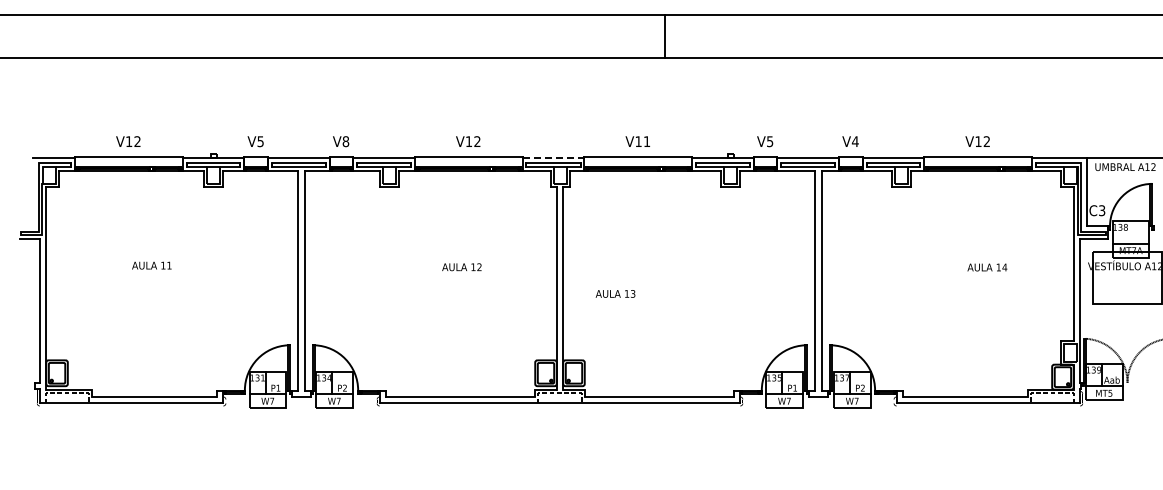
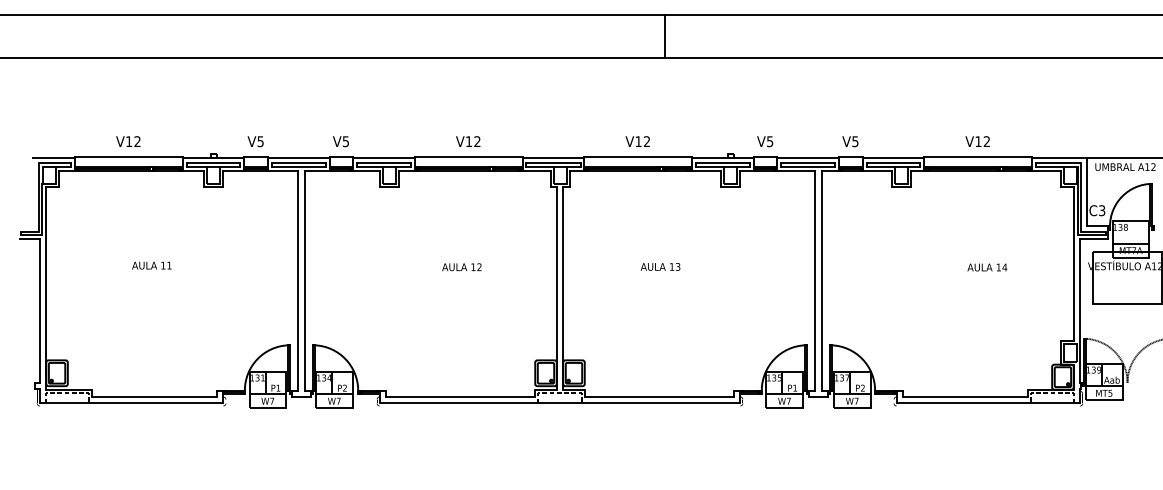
text: V8 -> V5 (345, 141)
text: V11 -> V12 (646, 141)
text: V4 -> V5 (854, 141)
line: dashed -> solid (553, 157)
text position: (615, 293) -> (660, 266) (660, 266)
